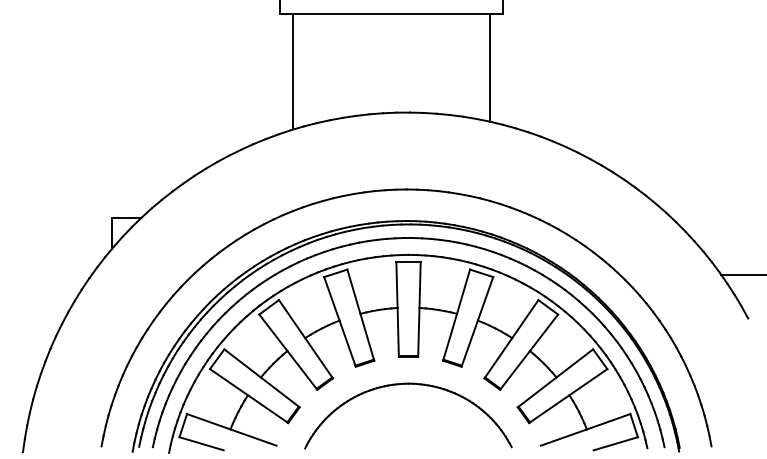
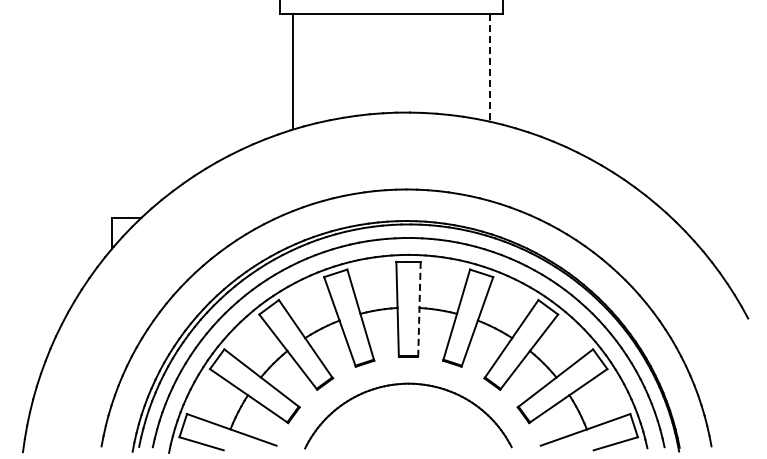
line: solid -> dashed (489, 67)
line: present -> none (742, 275)
line: solid -> dashed (419, 309)
